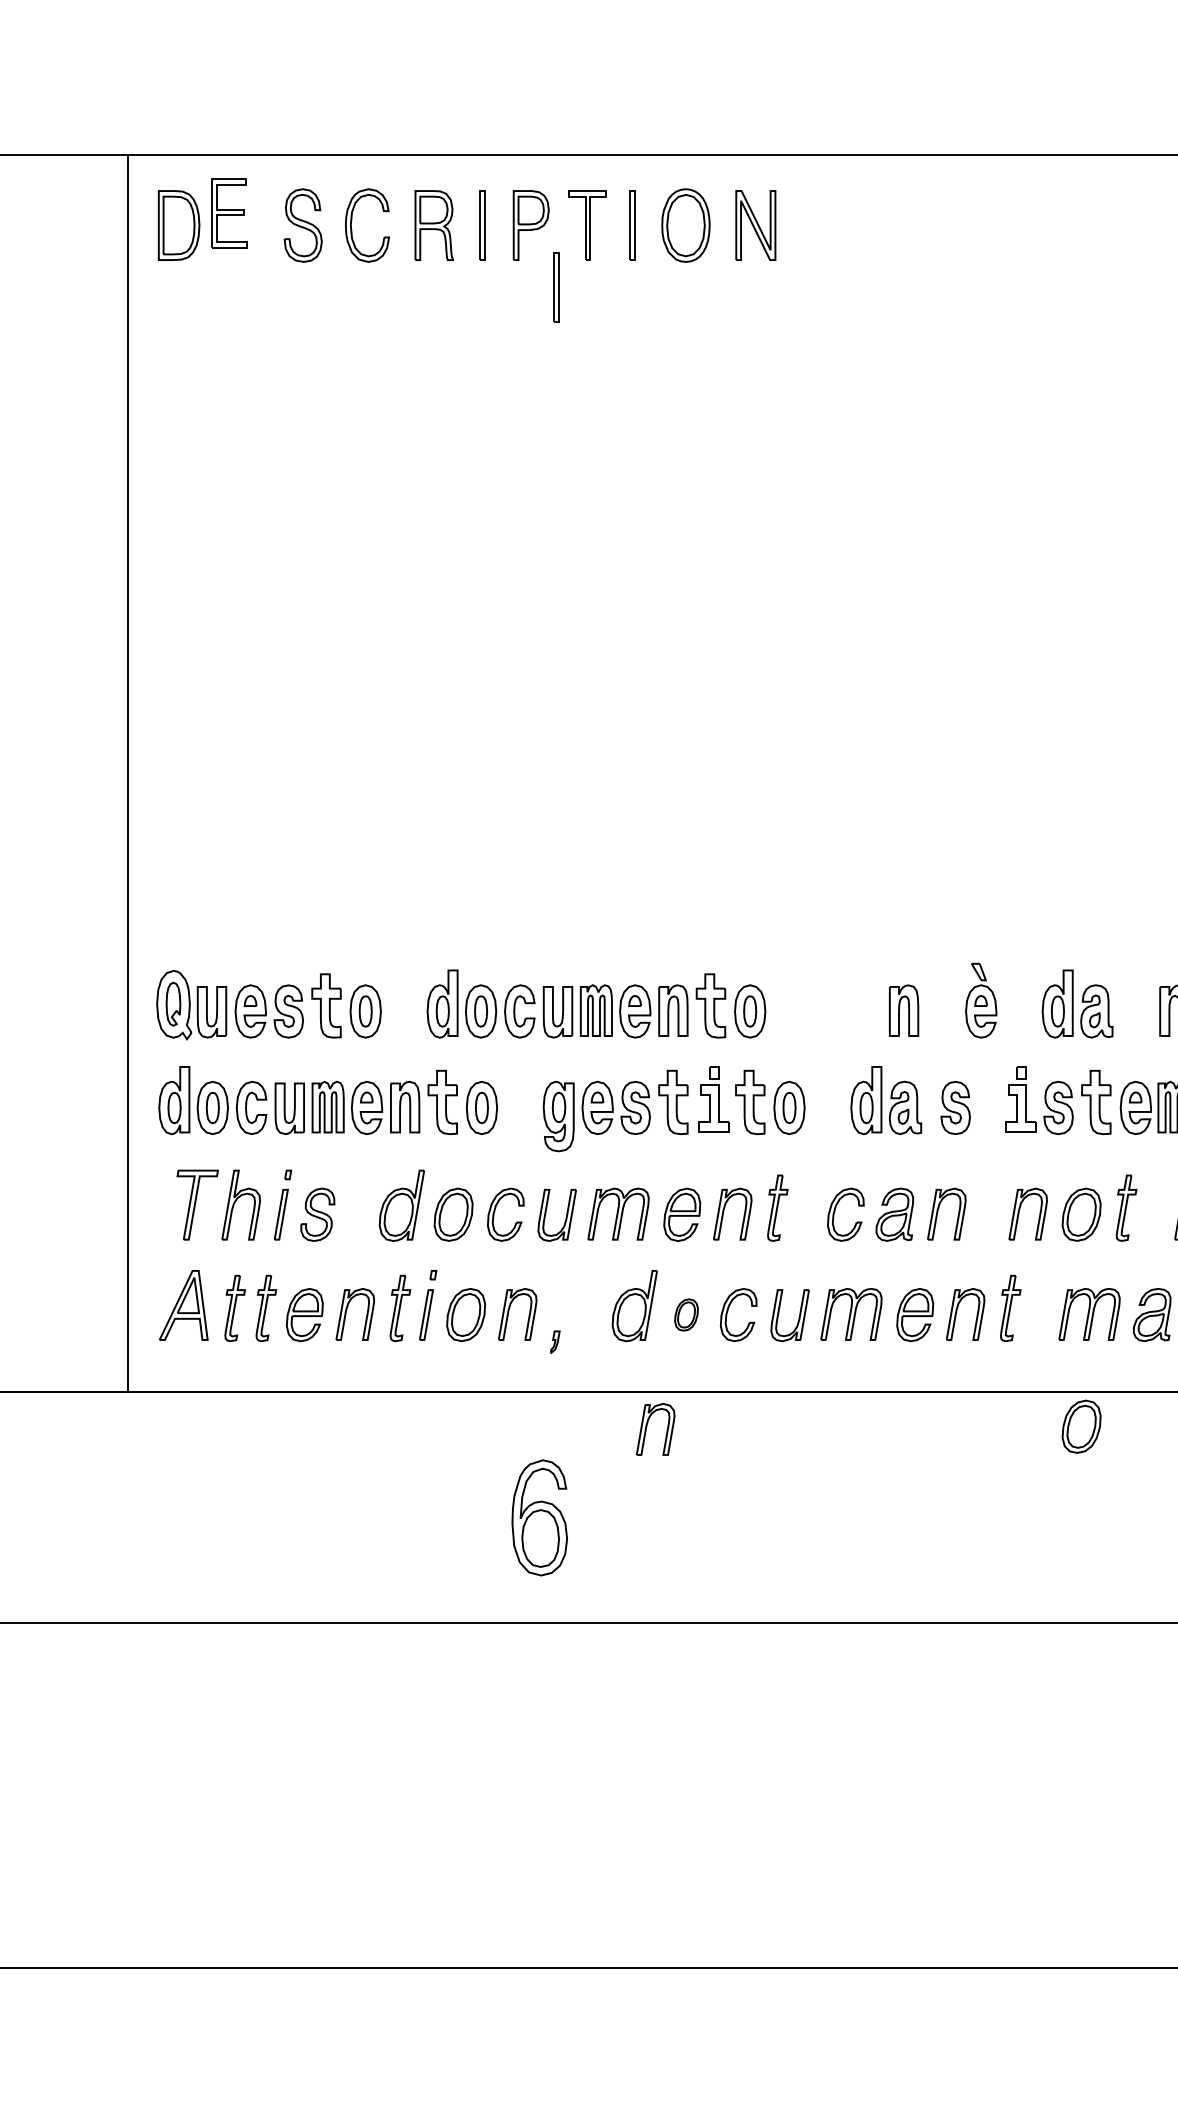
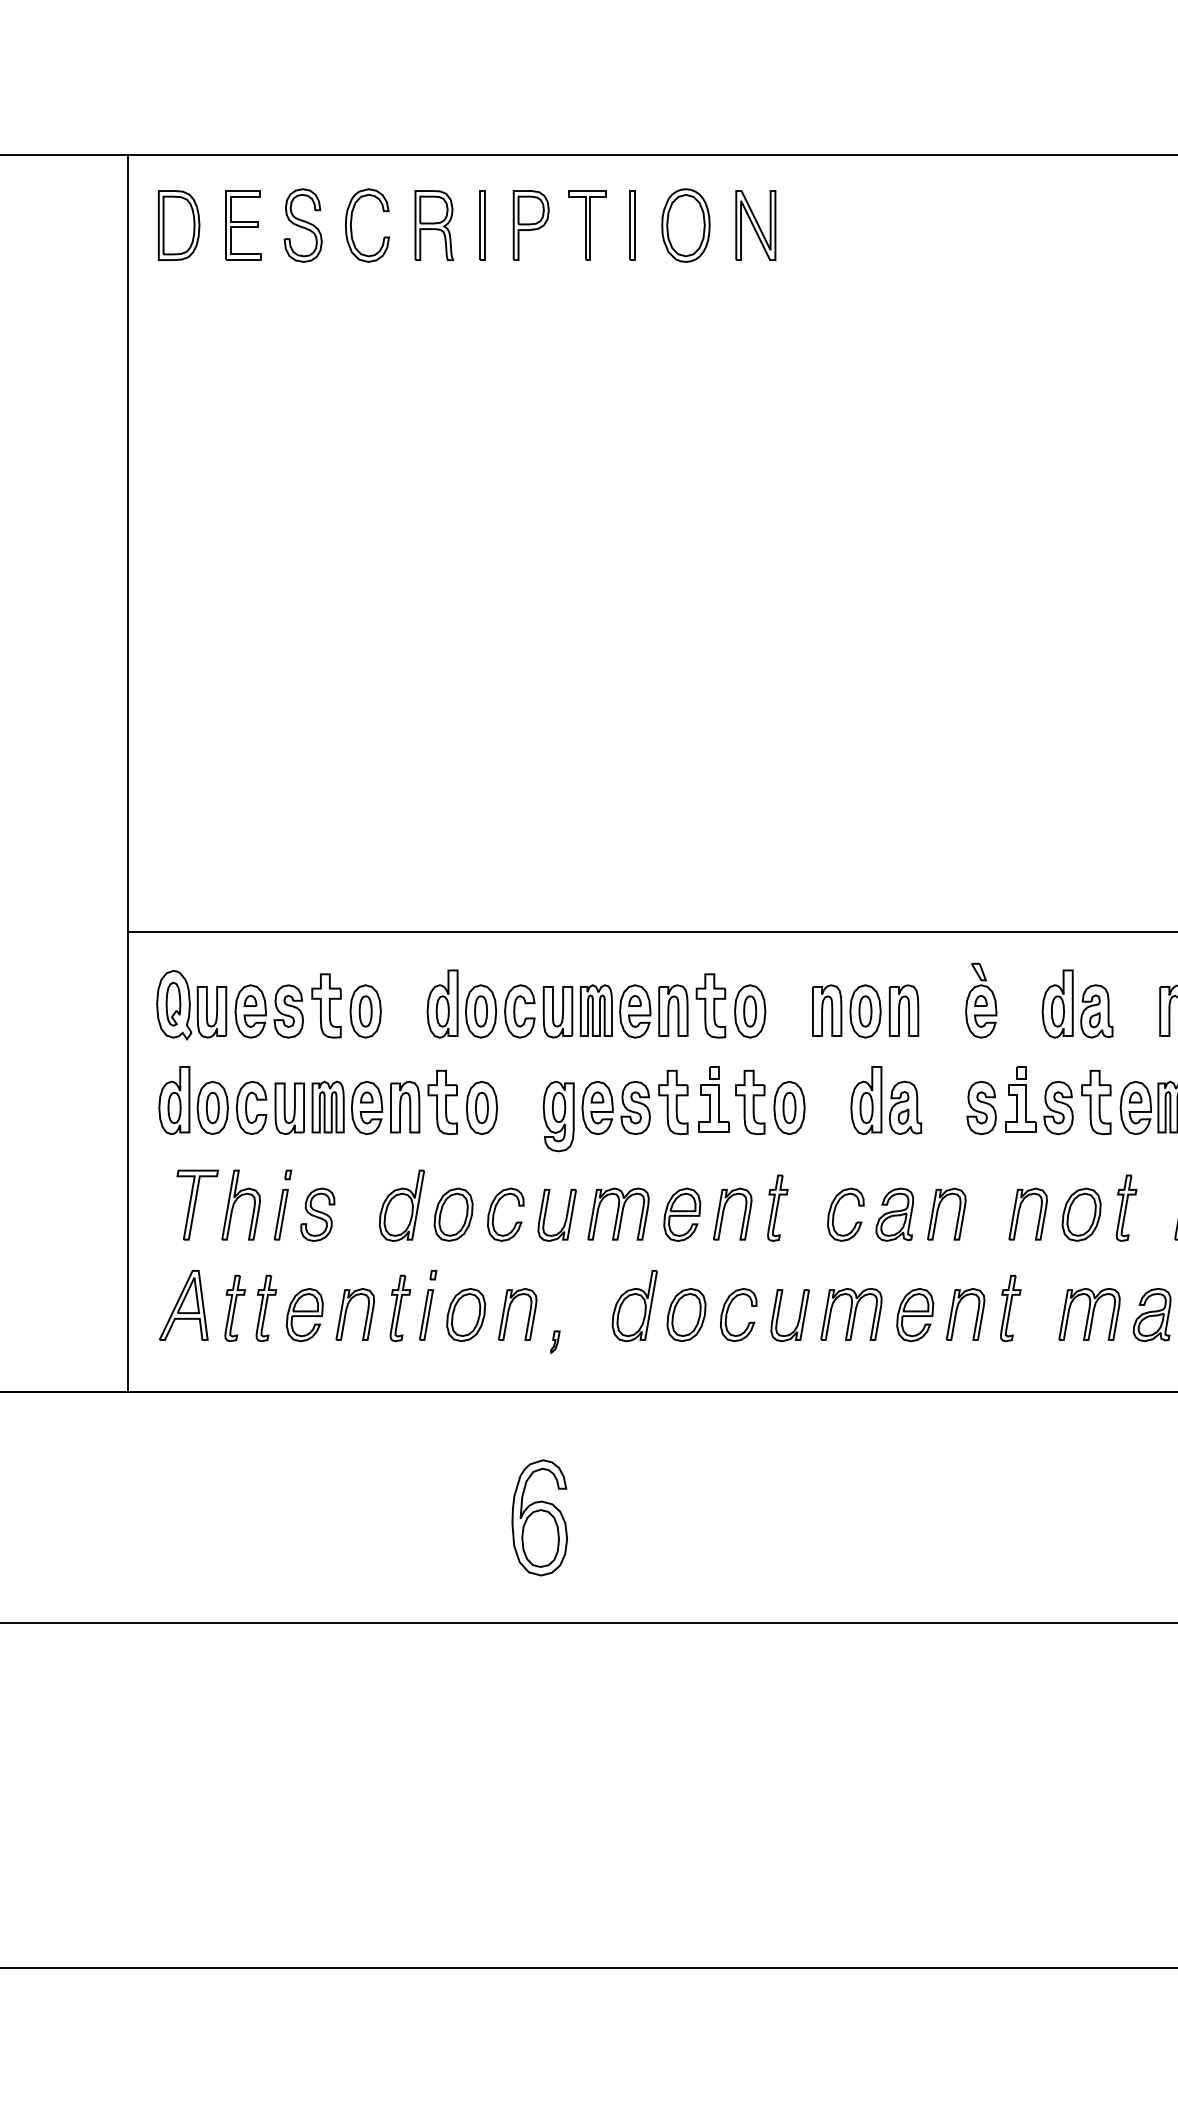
part position: (229, 213) -> (243, 225) (243, 225)
part: present -> none (556, 287)
line: none -> present (650, 931)
part: none -> present (846, 1011)
part position: (955, 1108) -> (981, 1108) (981, 1108)
part size: 25x34 px -> 41x54 px (686, 1314)
part: present -> none (1081, 1426)
part: present -> none (647, 1427)
